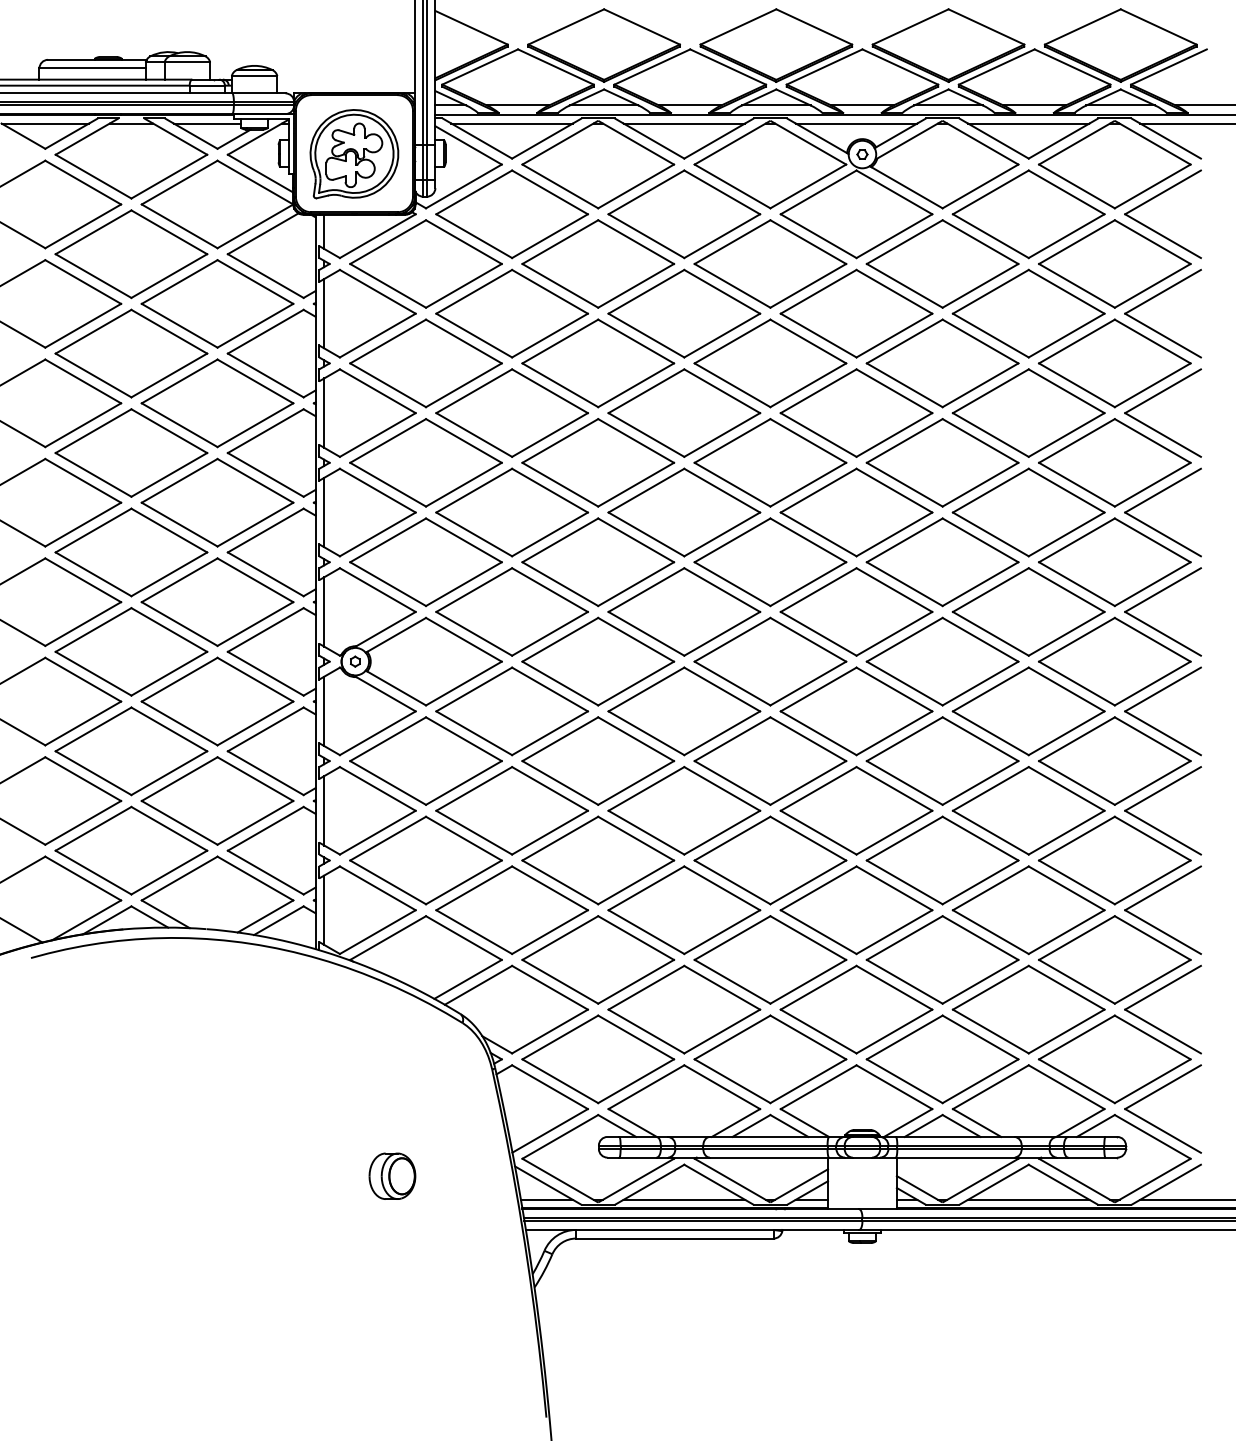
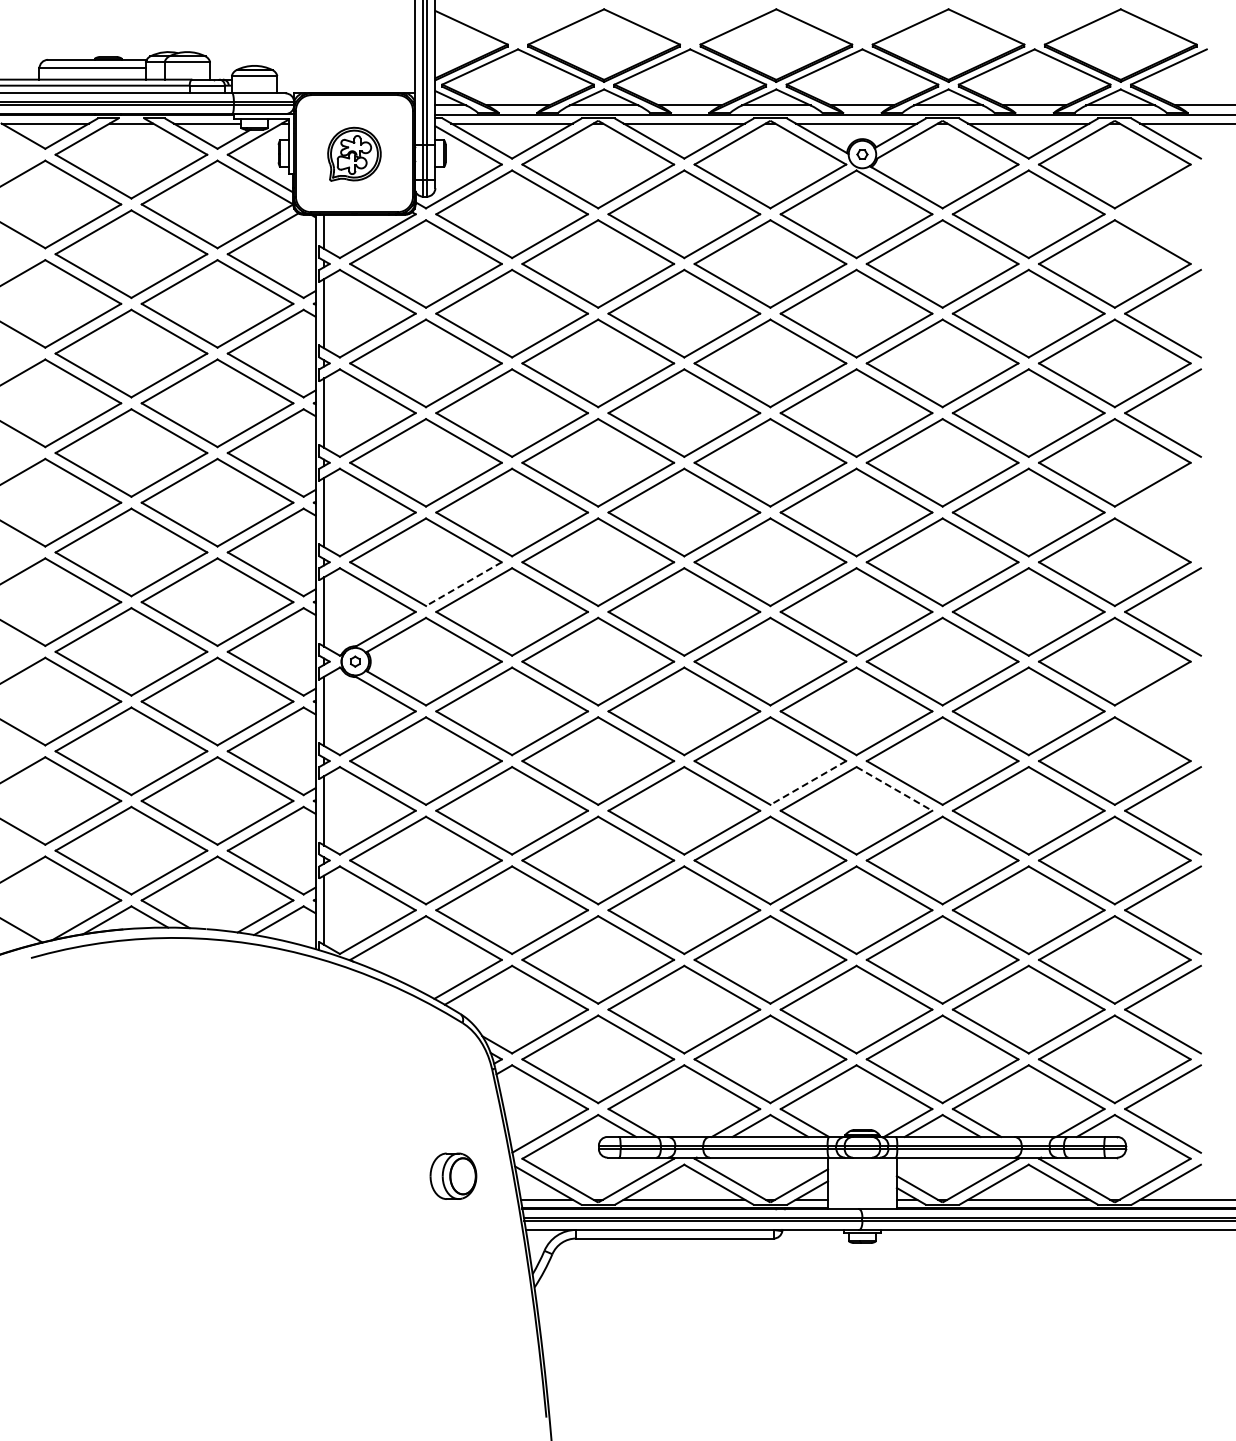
part size: 91x91 px -> 55x56 px (354, 153)
part: present -> none (1154, 198)
part: present -> none (1155, 496)
line: solid -> dashed (463, 584)
part: present -> none (1155, 727)
line: solid -> dashed (808, 782)
line: solid -> dashed (894, 788)
part position: (392, 1175) -> (453, 1175) (453, 1175)
